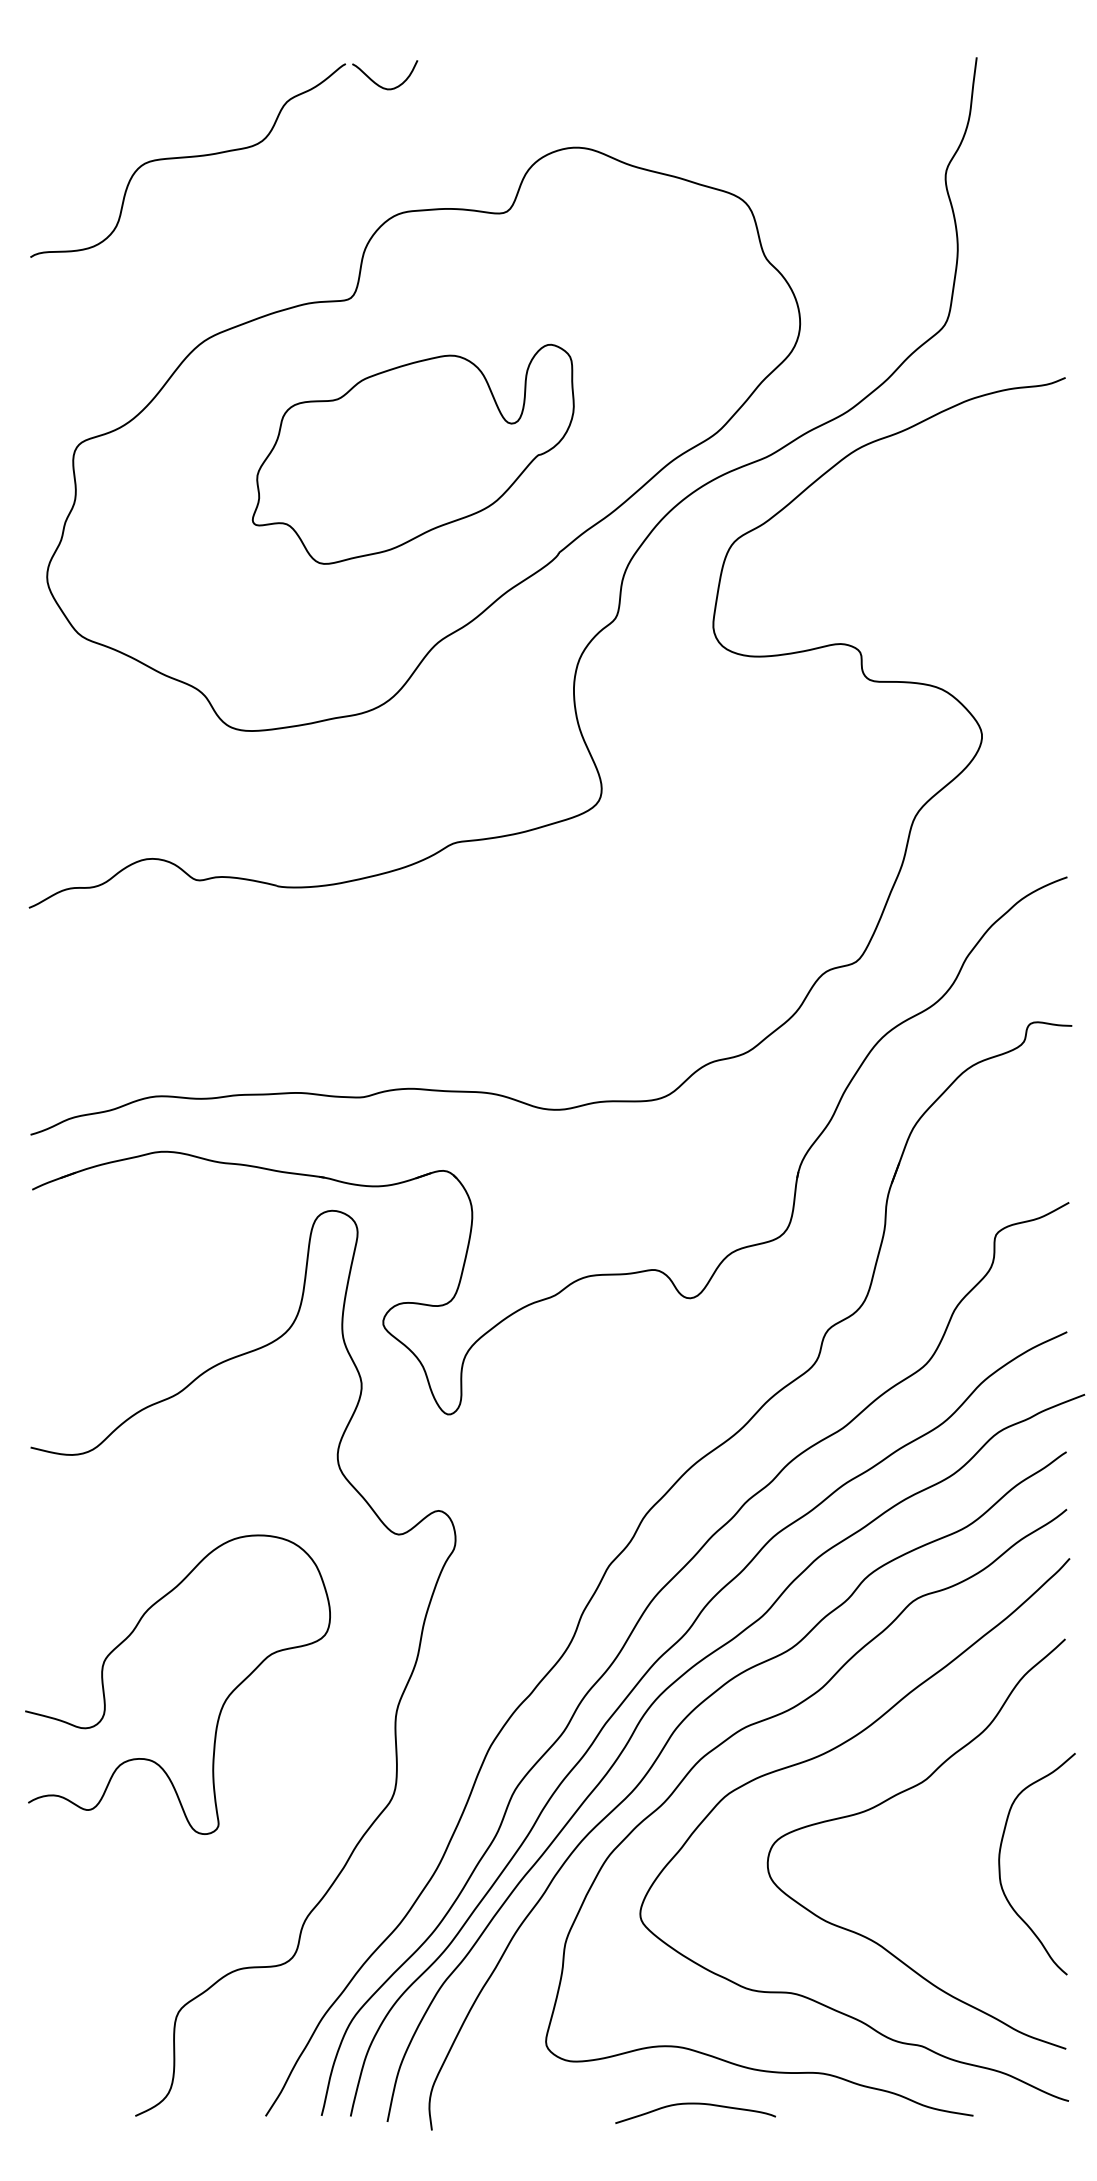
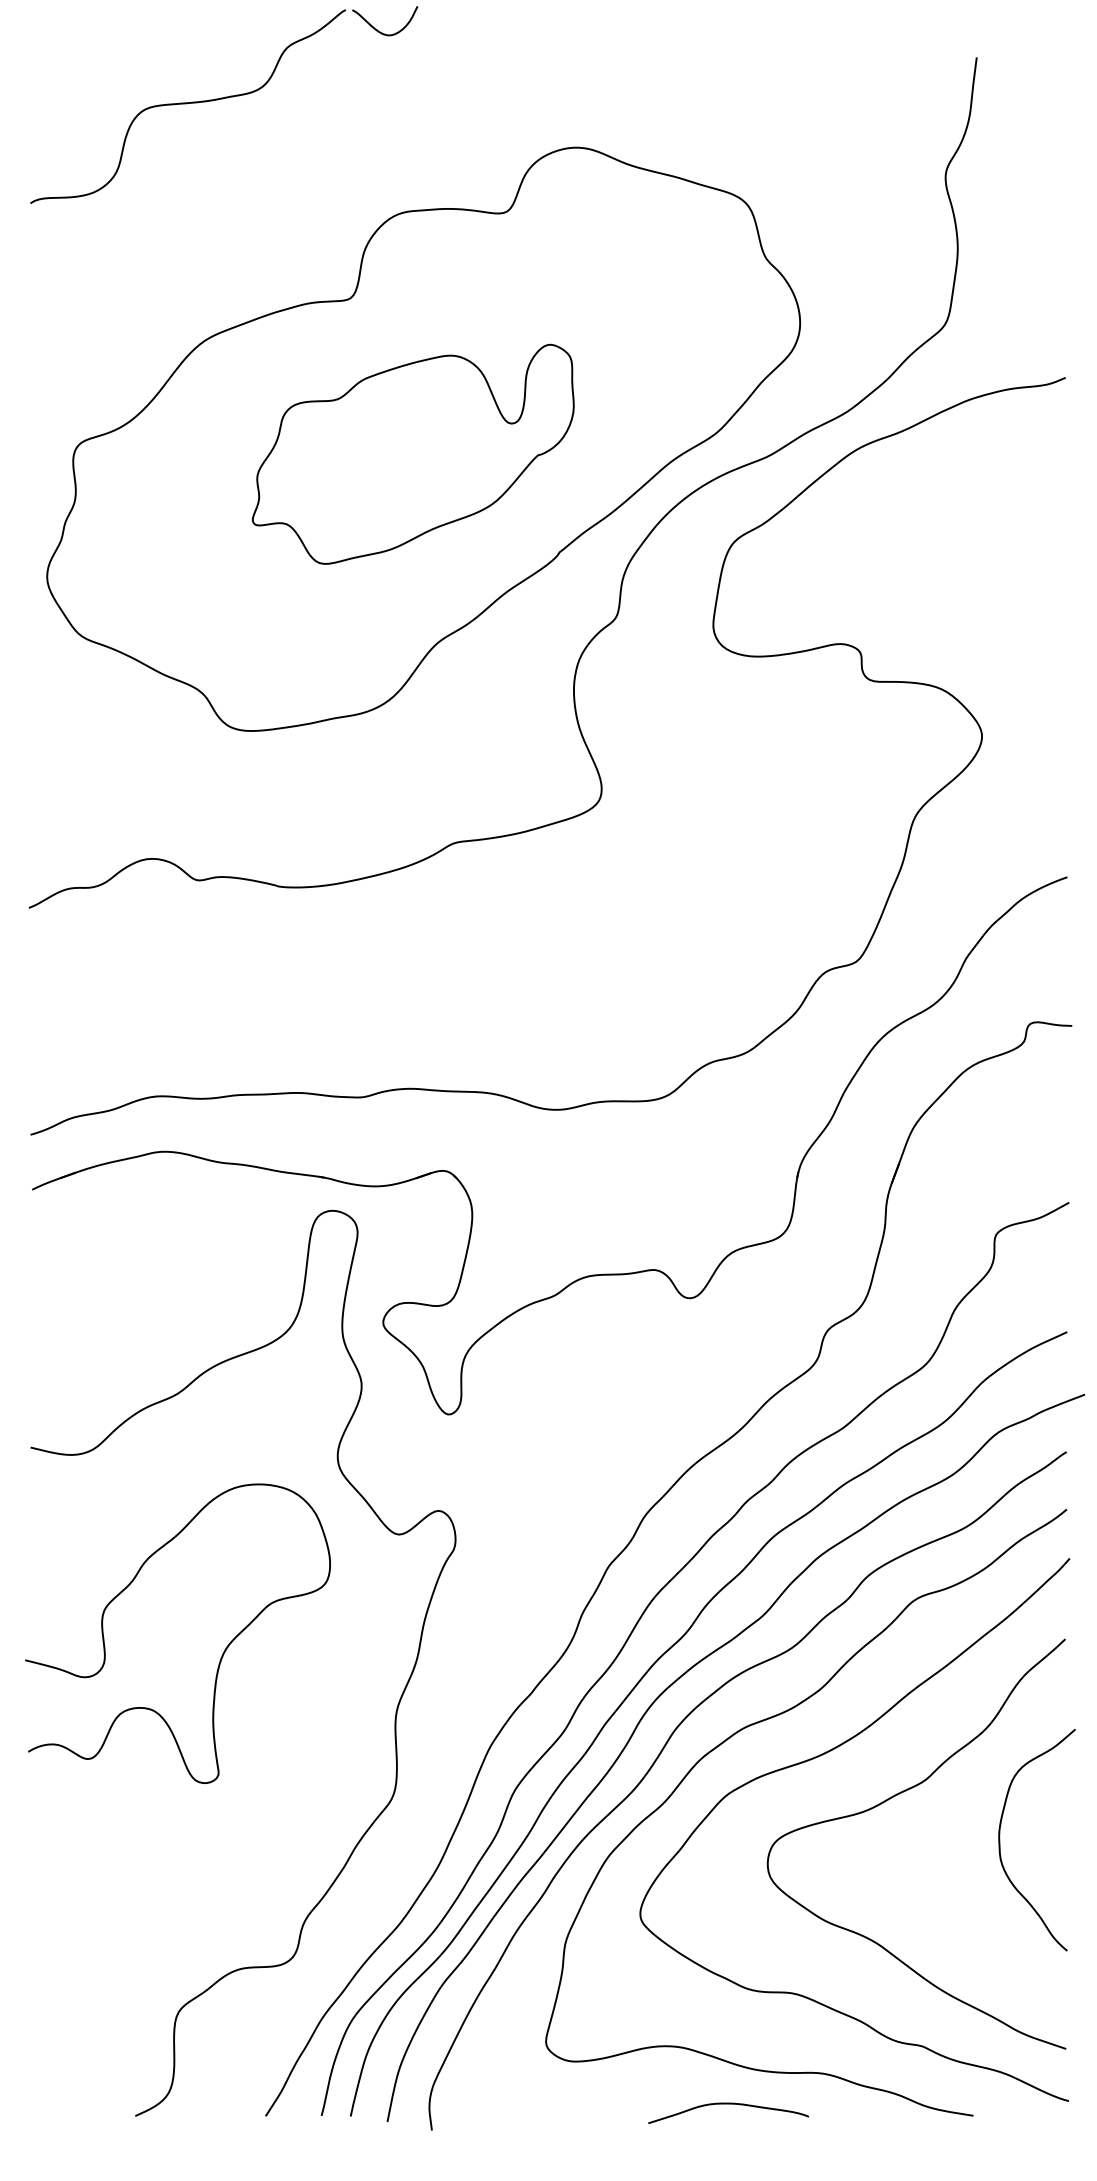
part position: (224, 158) -> (224, 104) (224, 104)
curve position: (221, 1706) -> (221, 1655) (221, 1655)
curve position: (1000, 1864) -> (1000, 1840) (1000, 1840)
curve position: (695, 2104) -> (728, 2104) (728, 2104)
